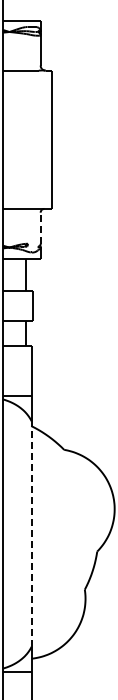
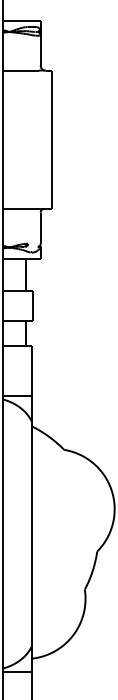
line: dashed -> solid (40, 228)
line: dashed -> solid (31, 534)
